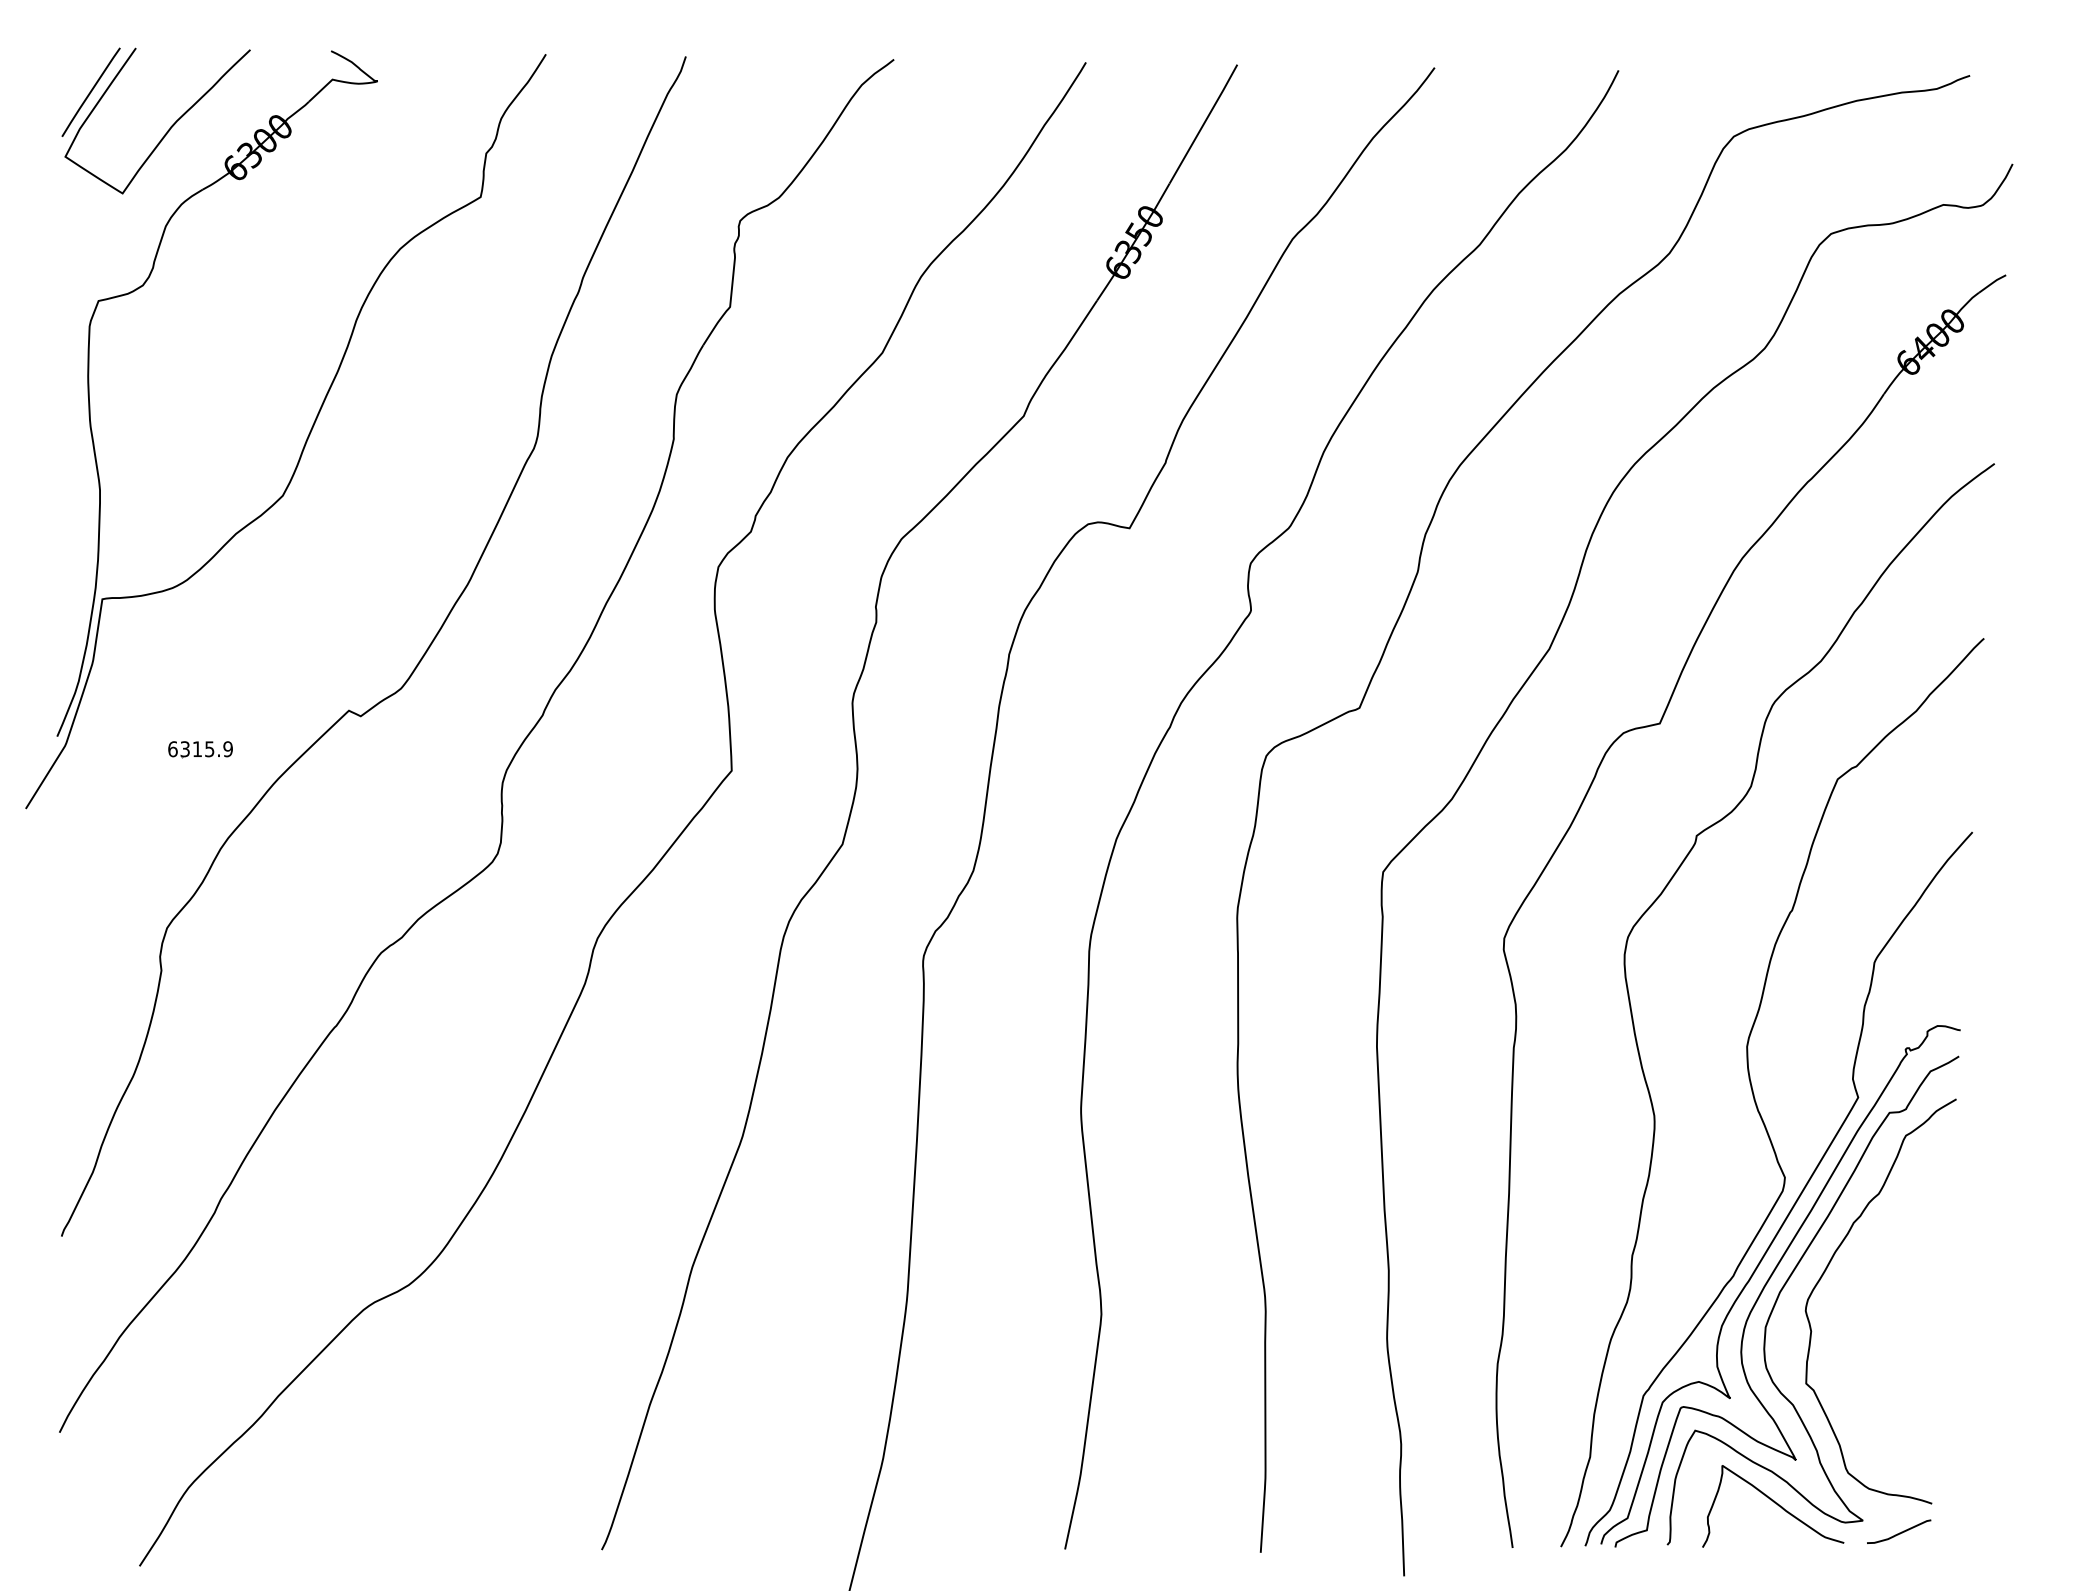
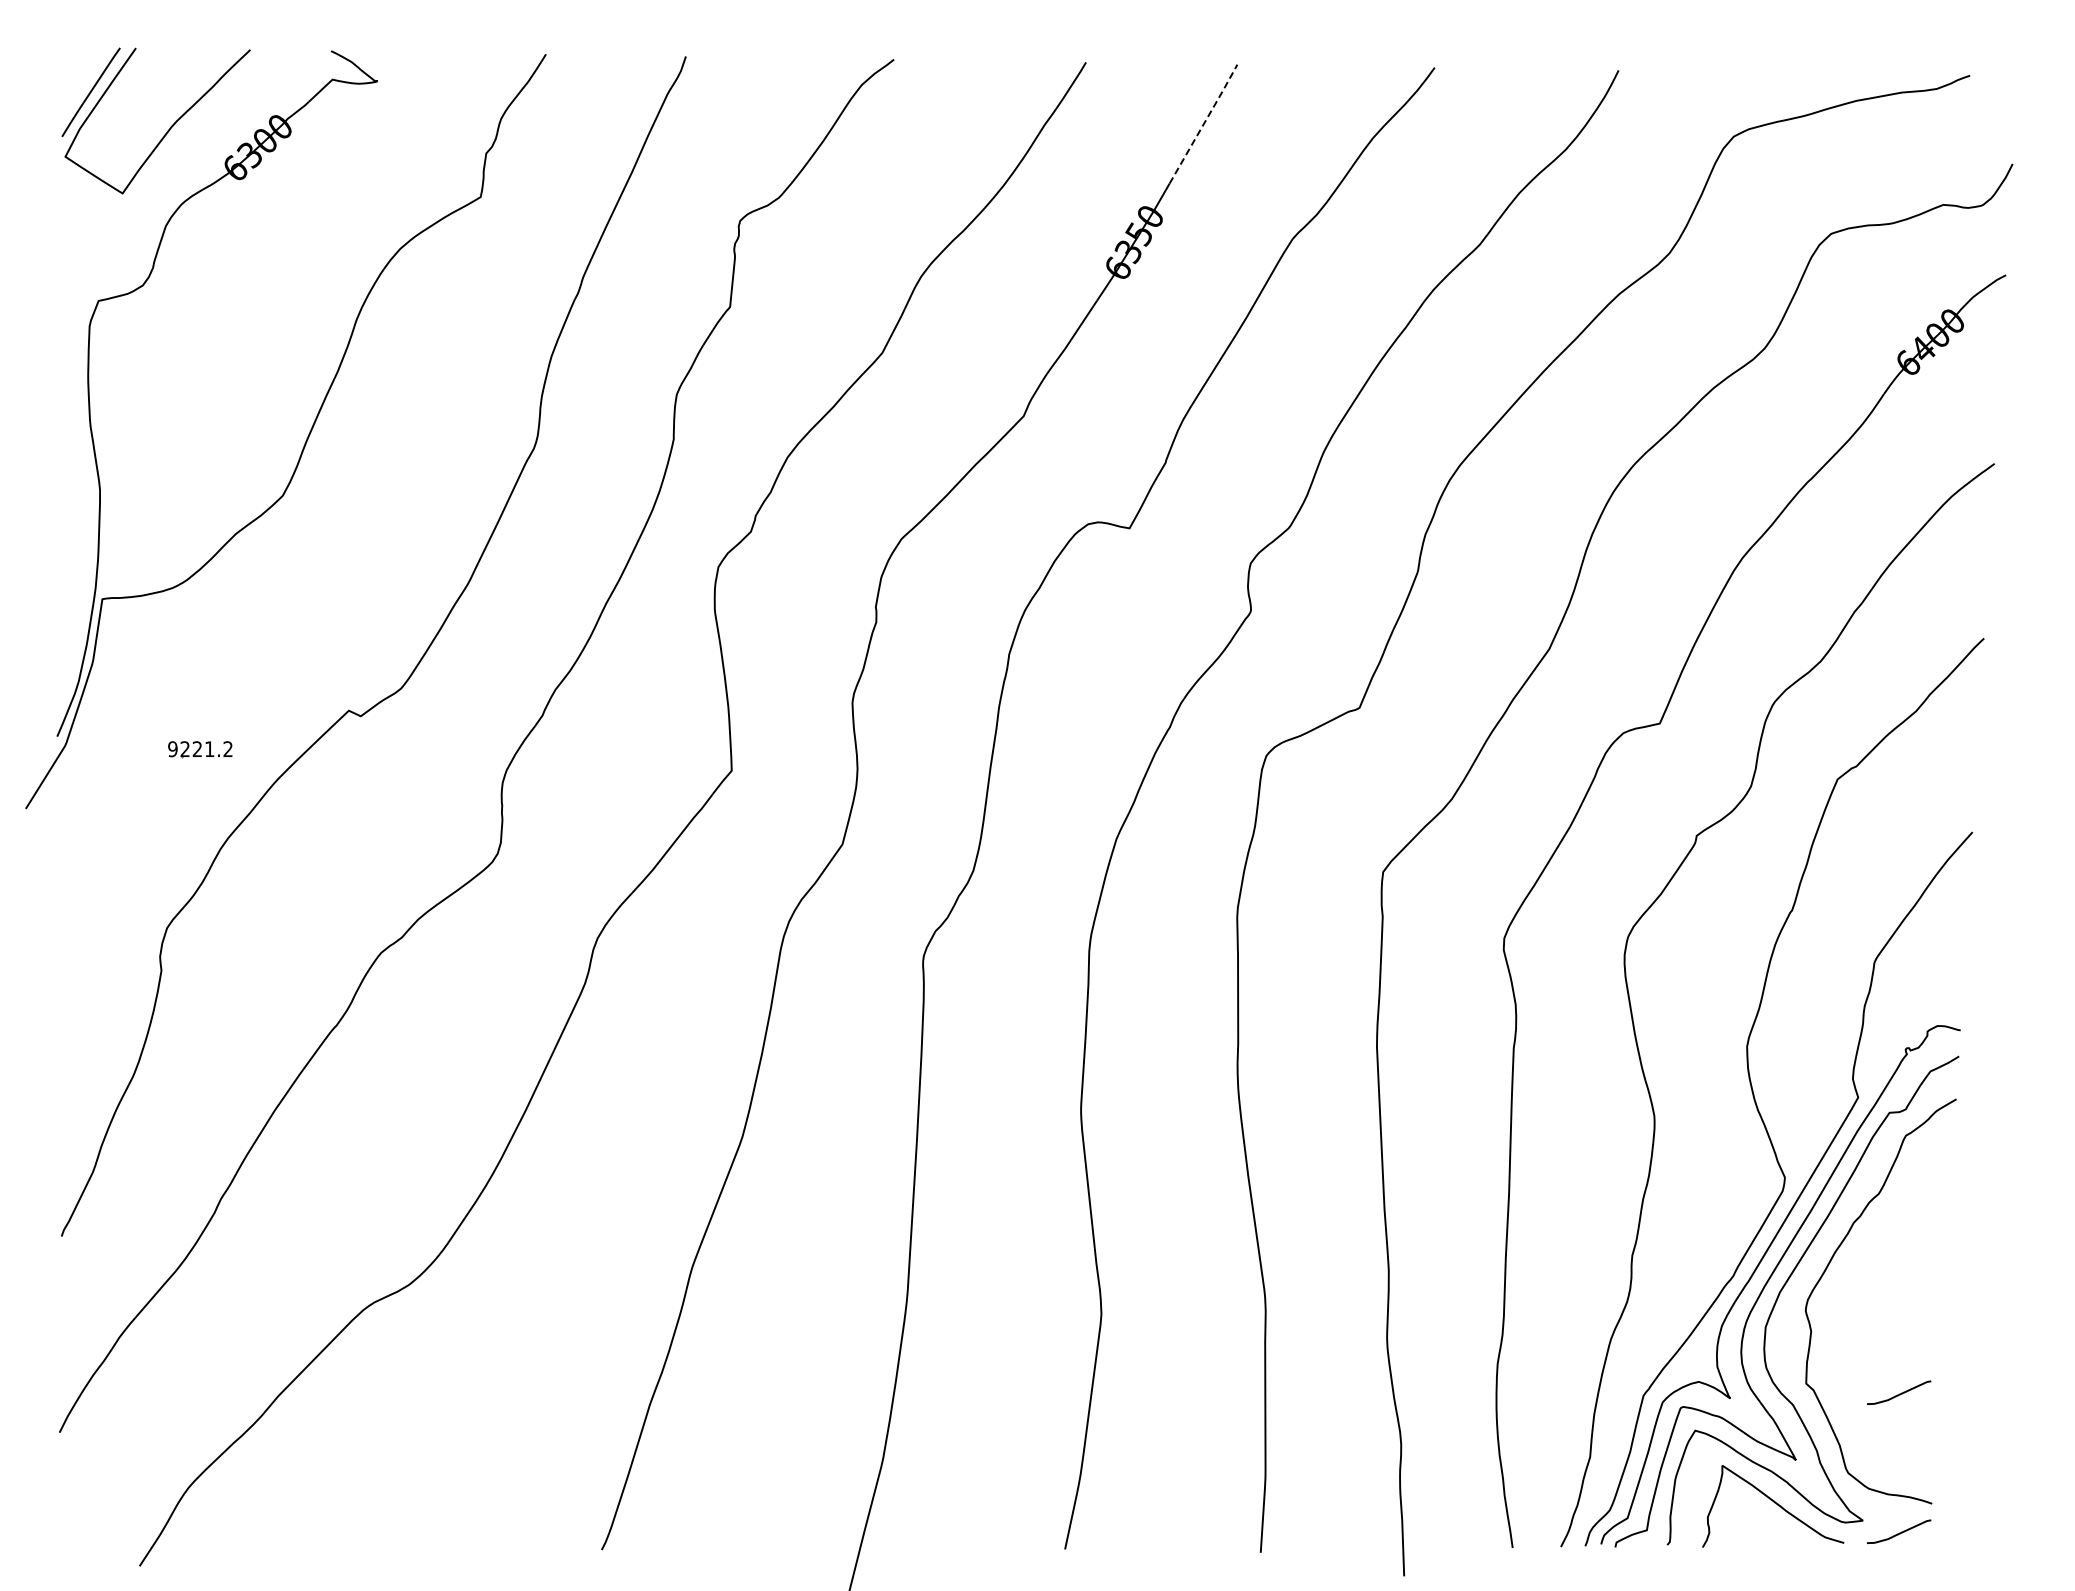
line: solid -> dashed (1204, 123)
text: 6315.9 -> 9221.2 (200, 749)
curve: none -> present (1899, 1393)
